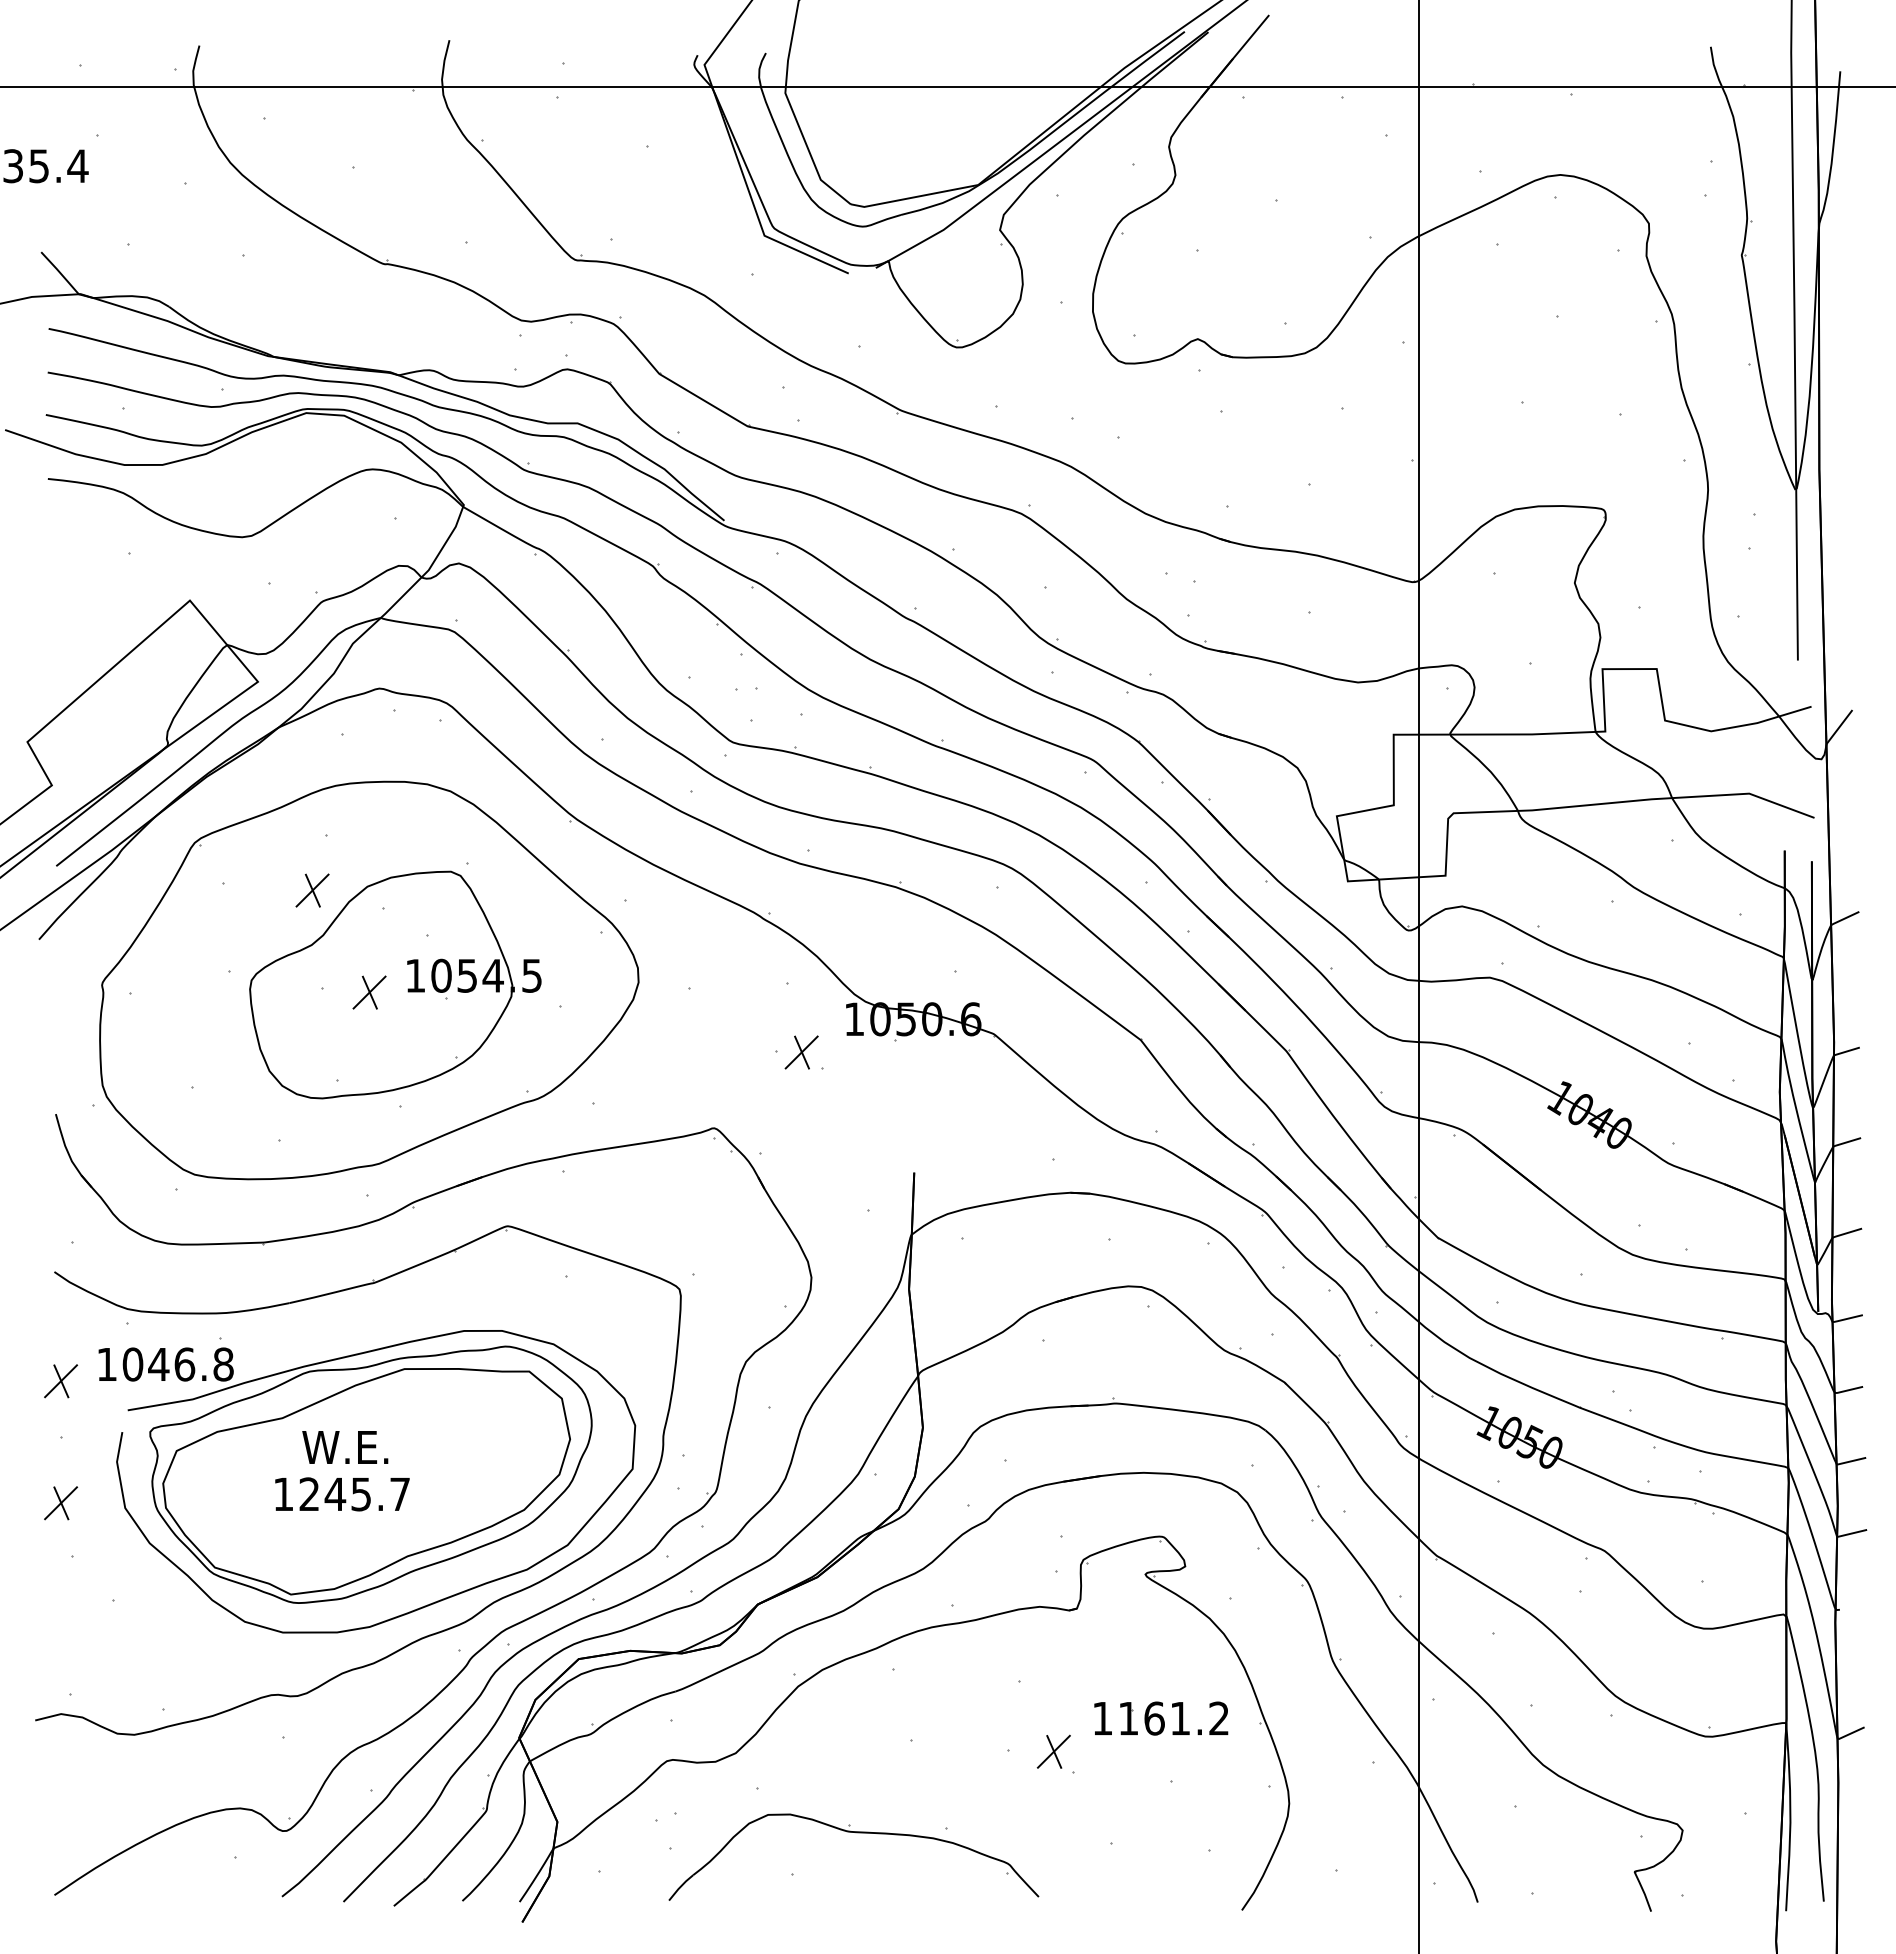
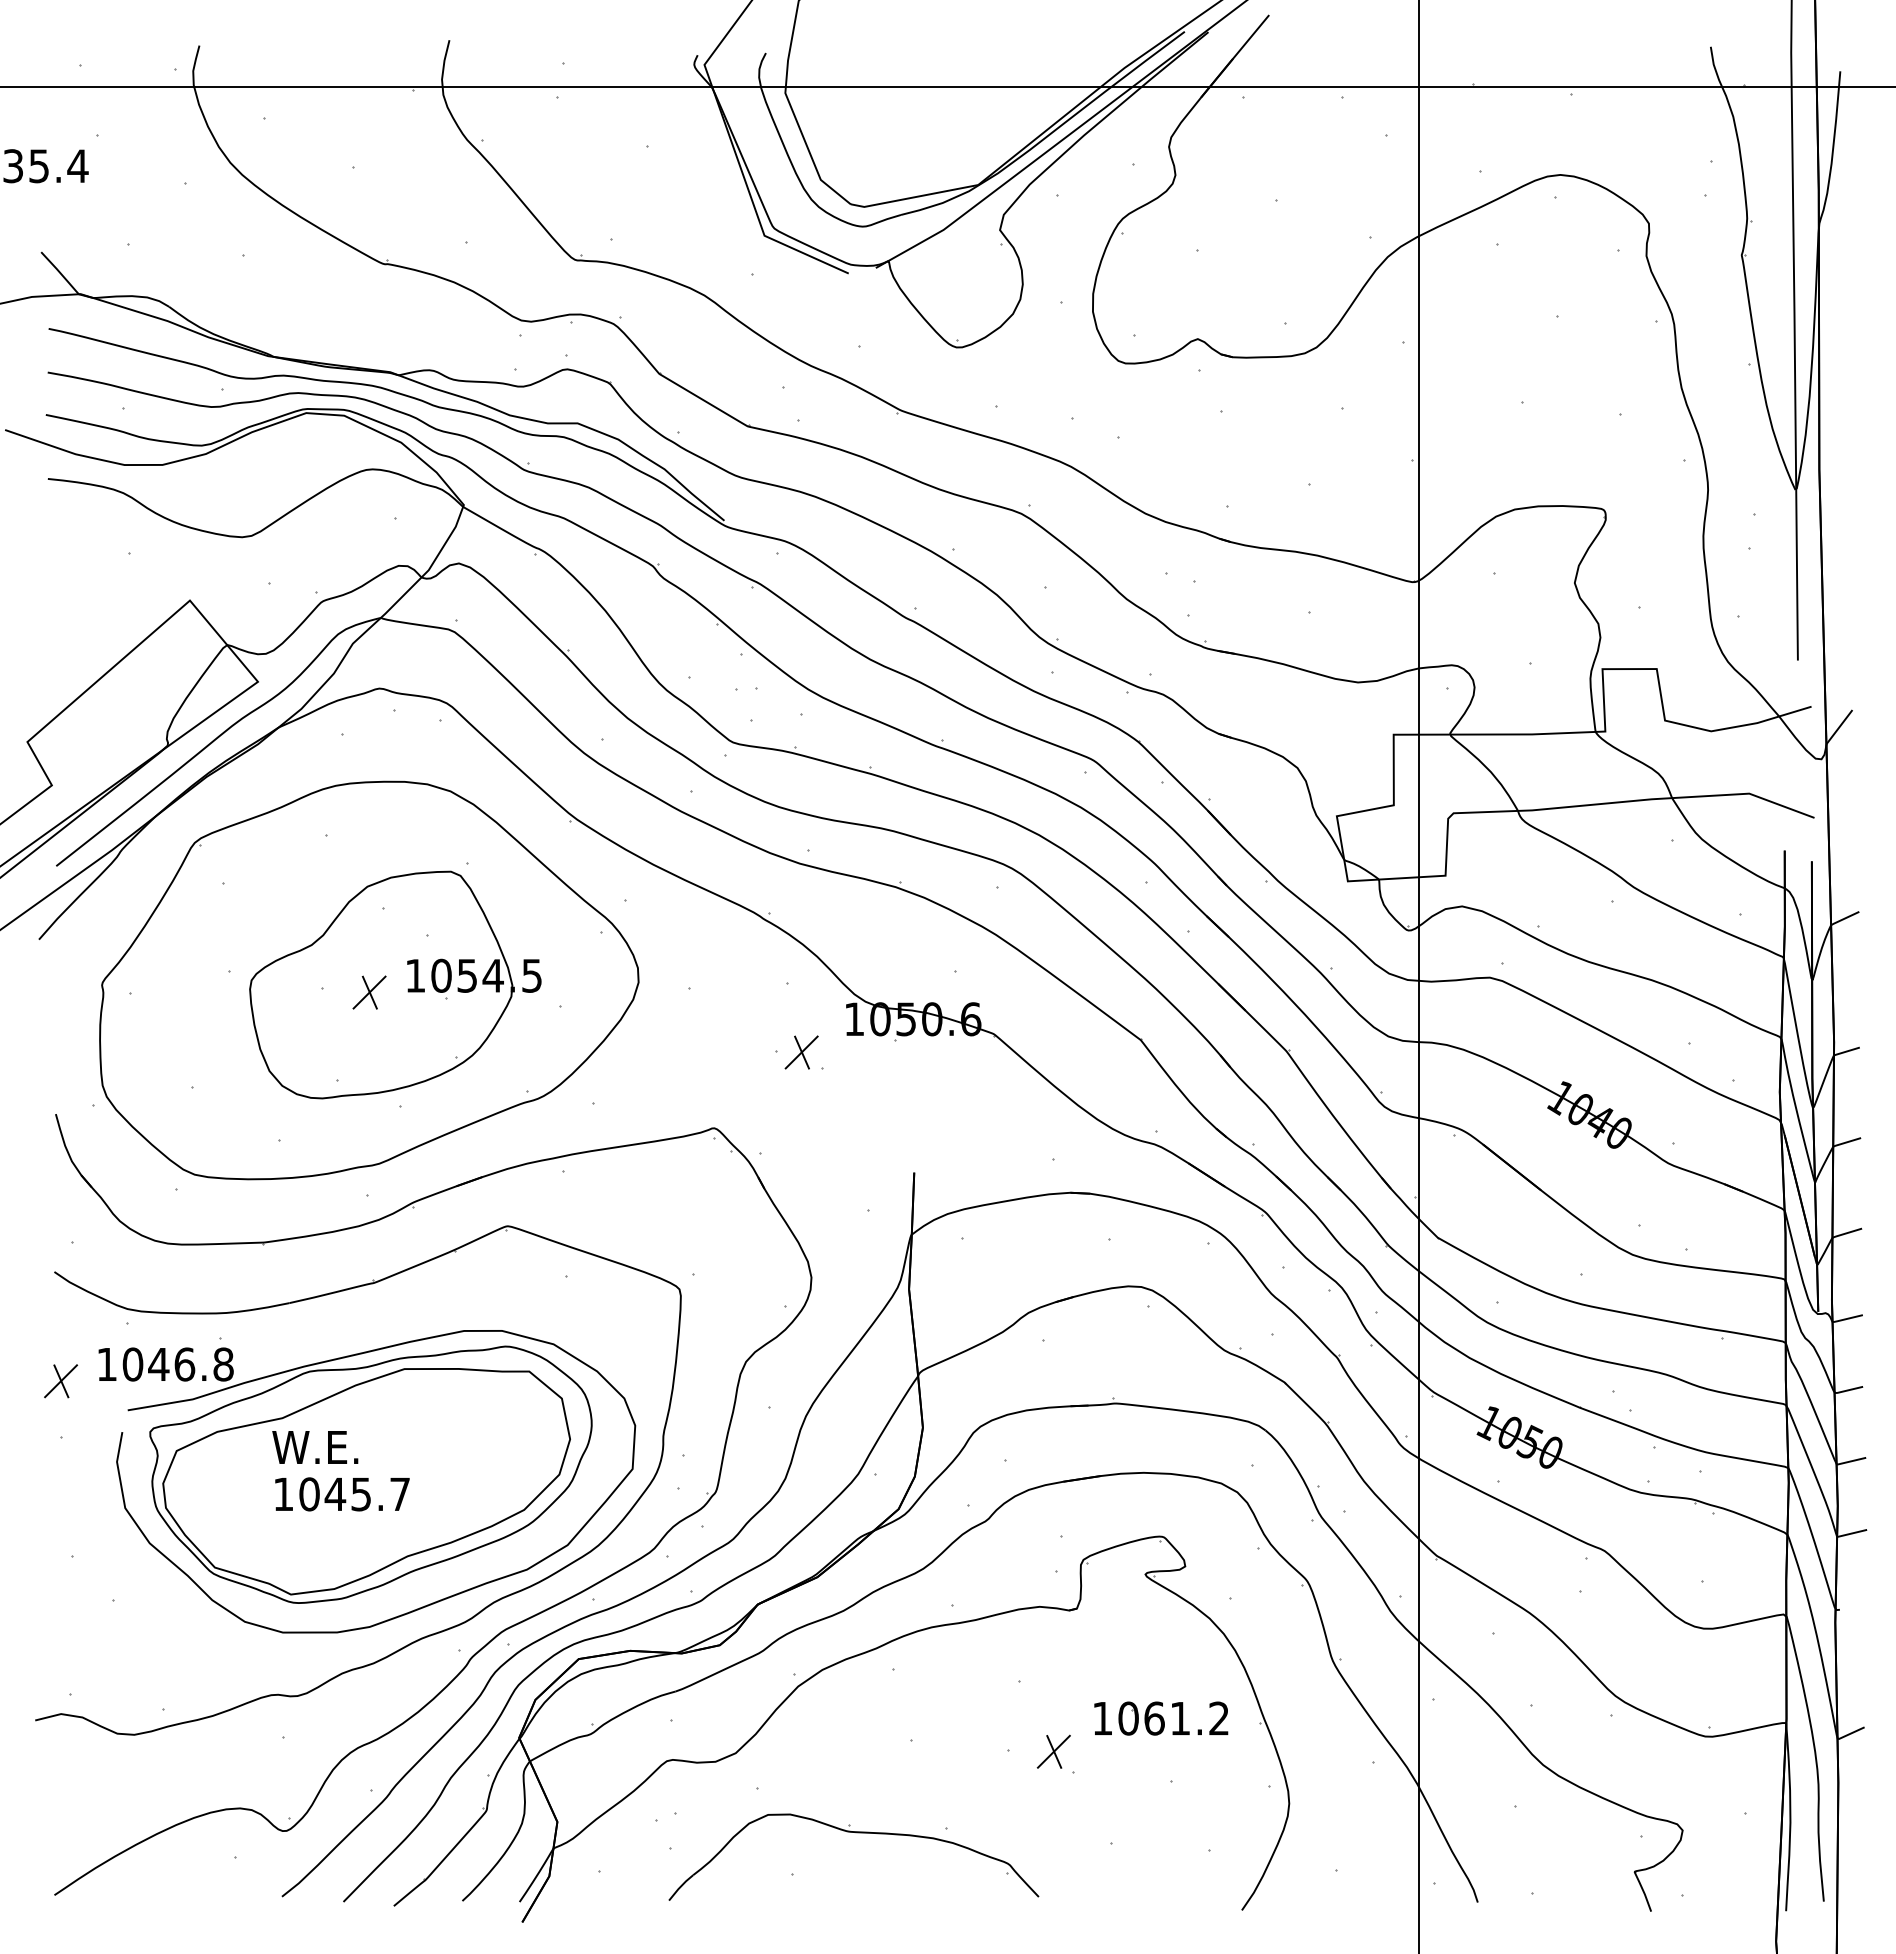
part: present -> none (312, 890)
text position: (345, 1447) -> (315, 1447) (315, 1447)
text: 1245.7 -> 1045.7 (309, 1494)
part: present -> none (61, 1503)
text: 1161.2 -> 1061.2 (1128, 1718)
